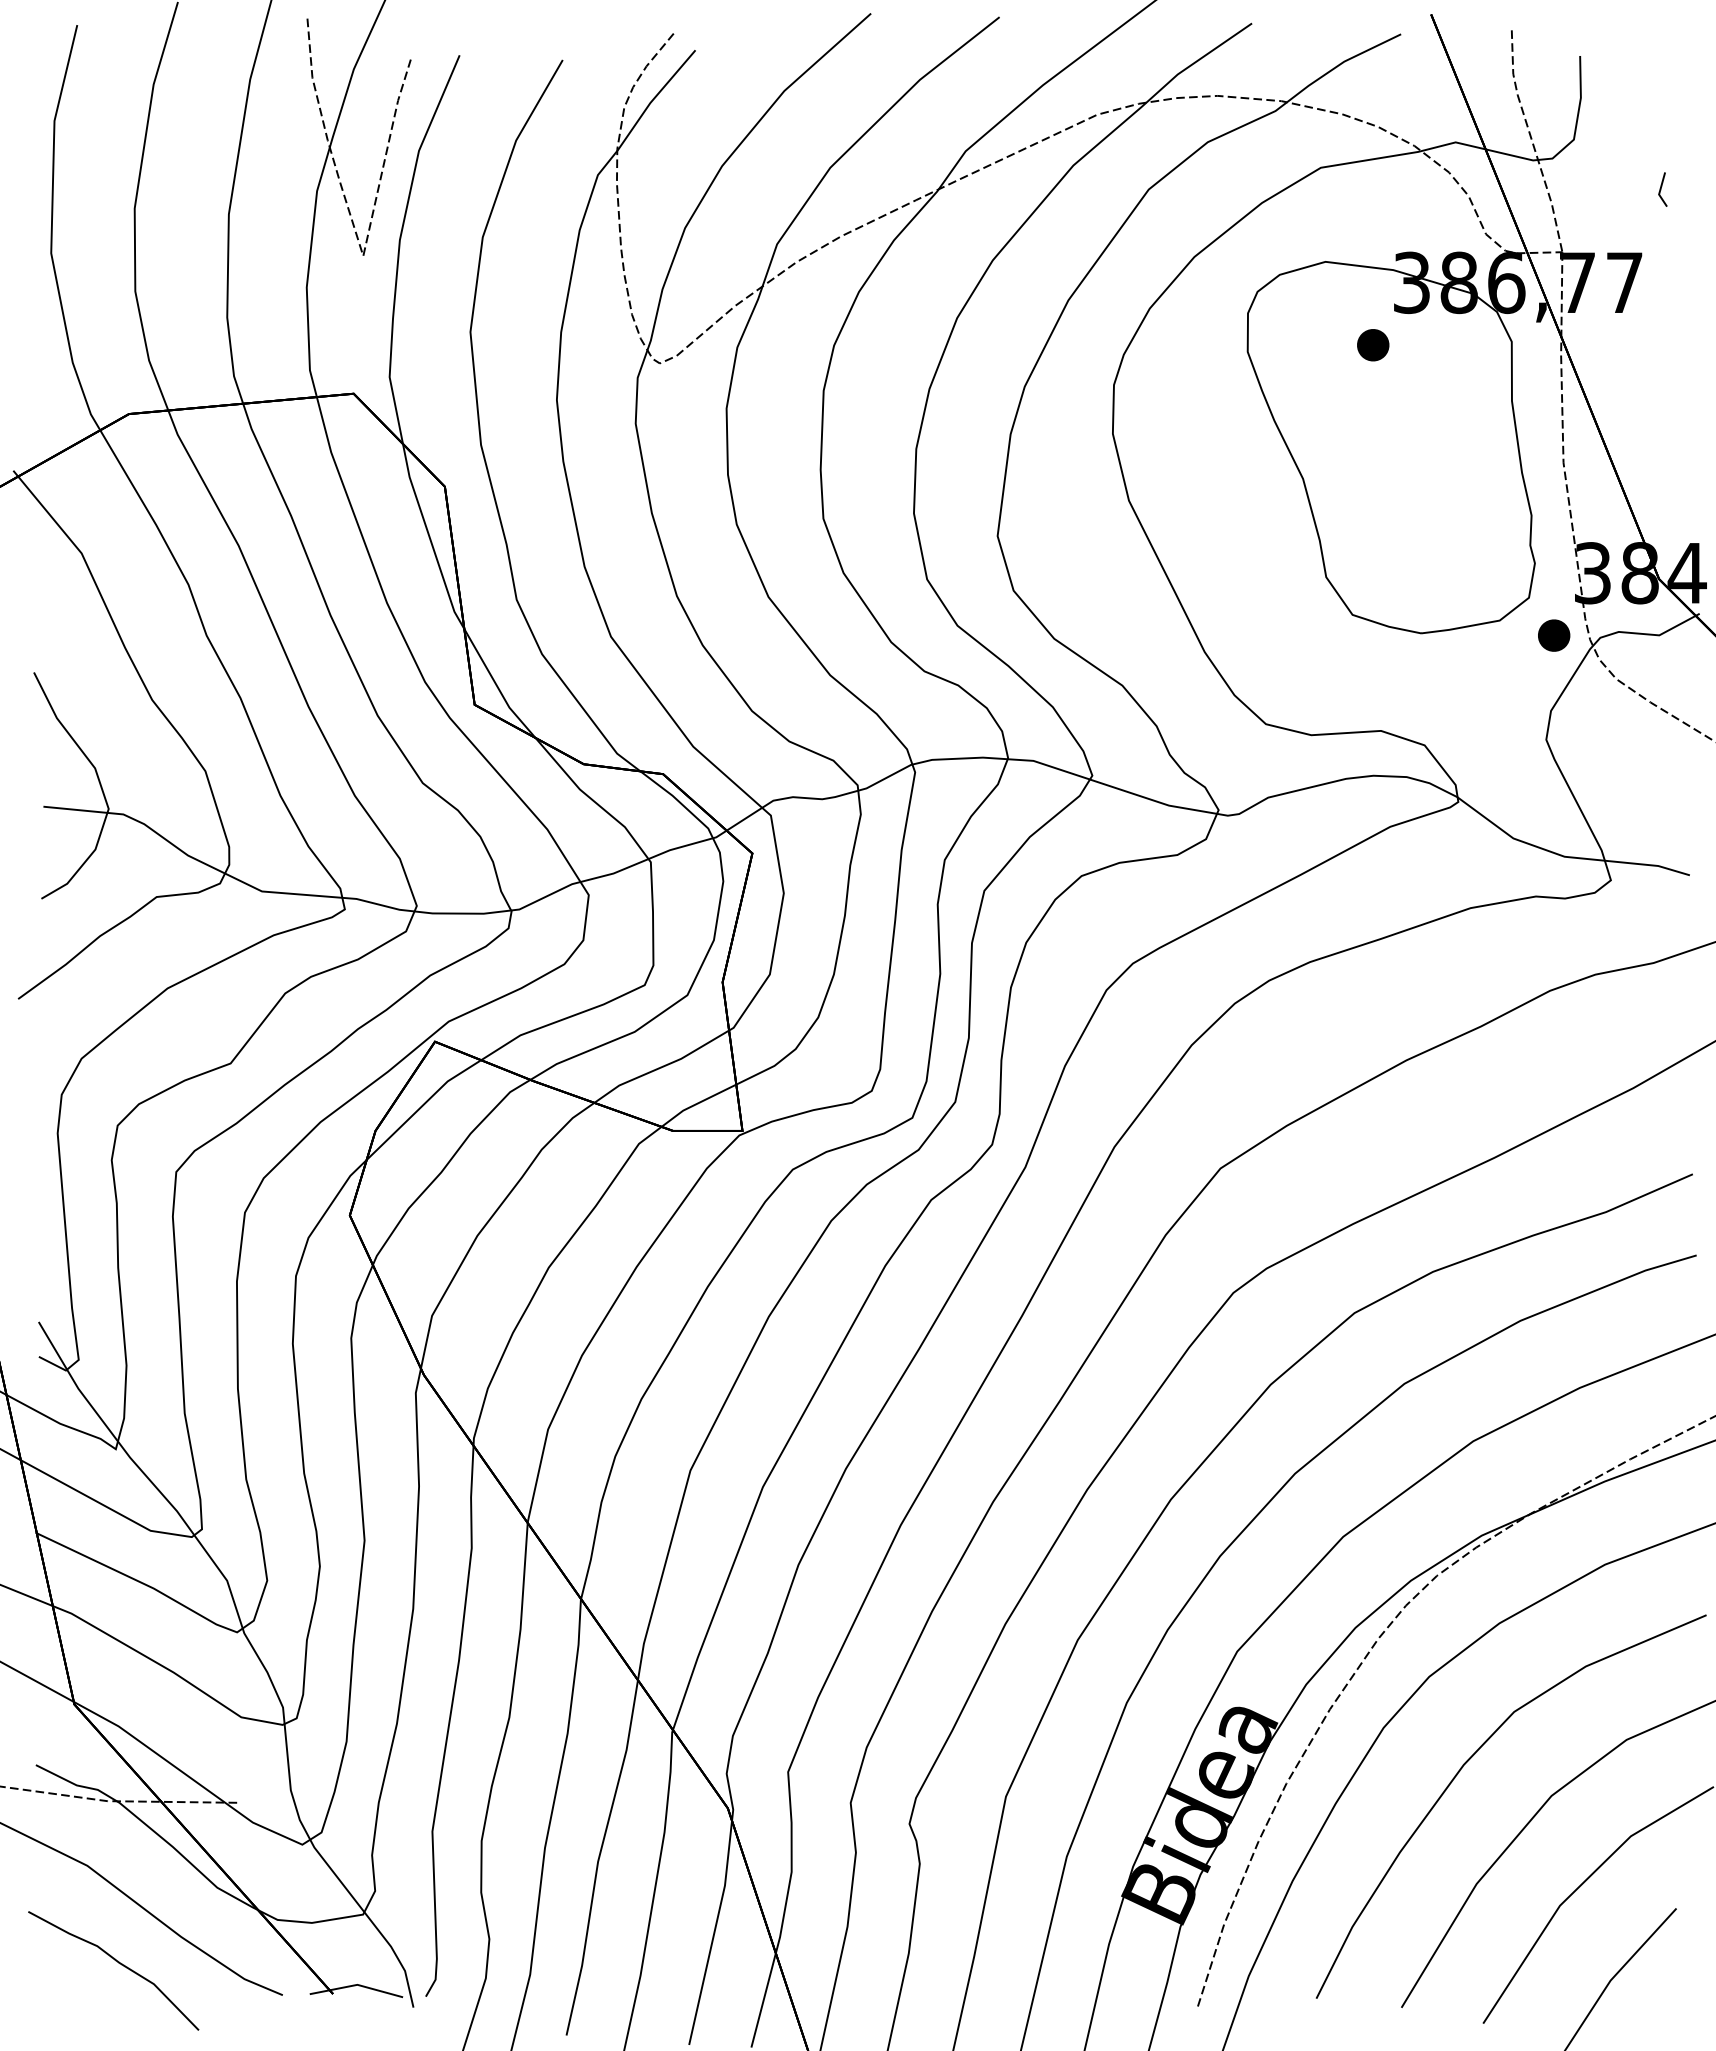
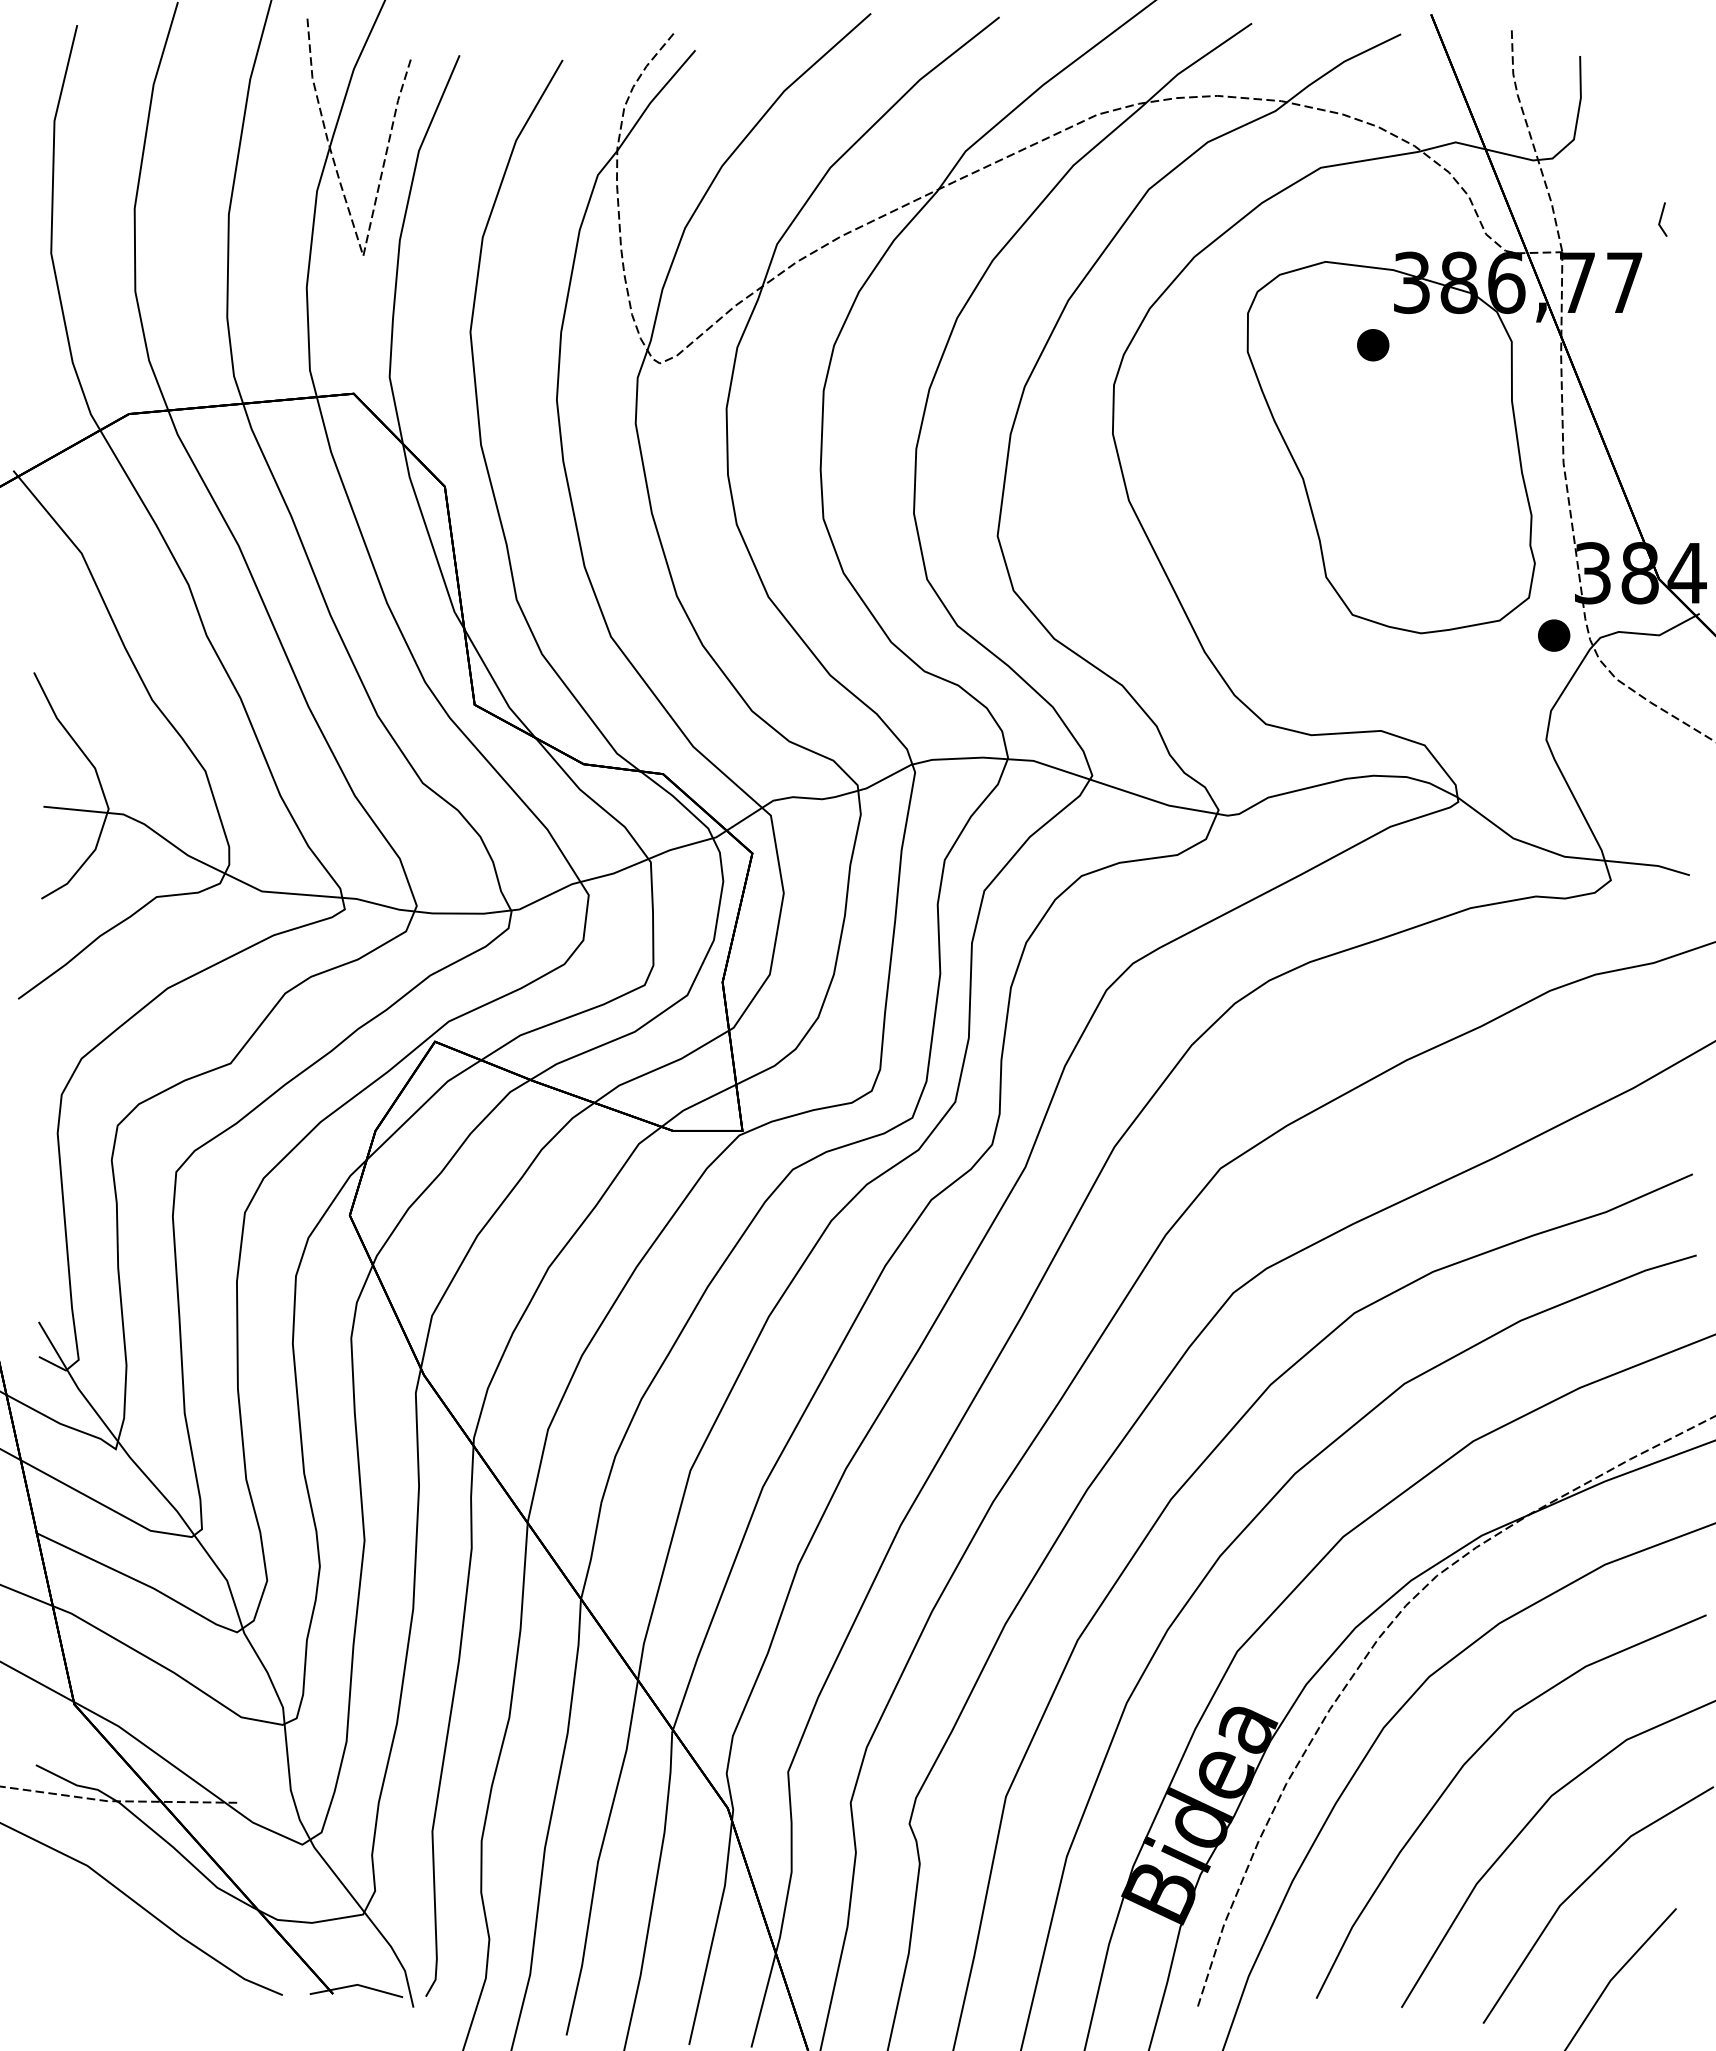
line position: (1661, 189) -> (1661, 219) (1661, 219)
curve: present -> none (118, 1963)
